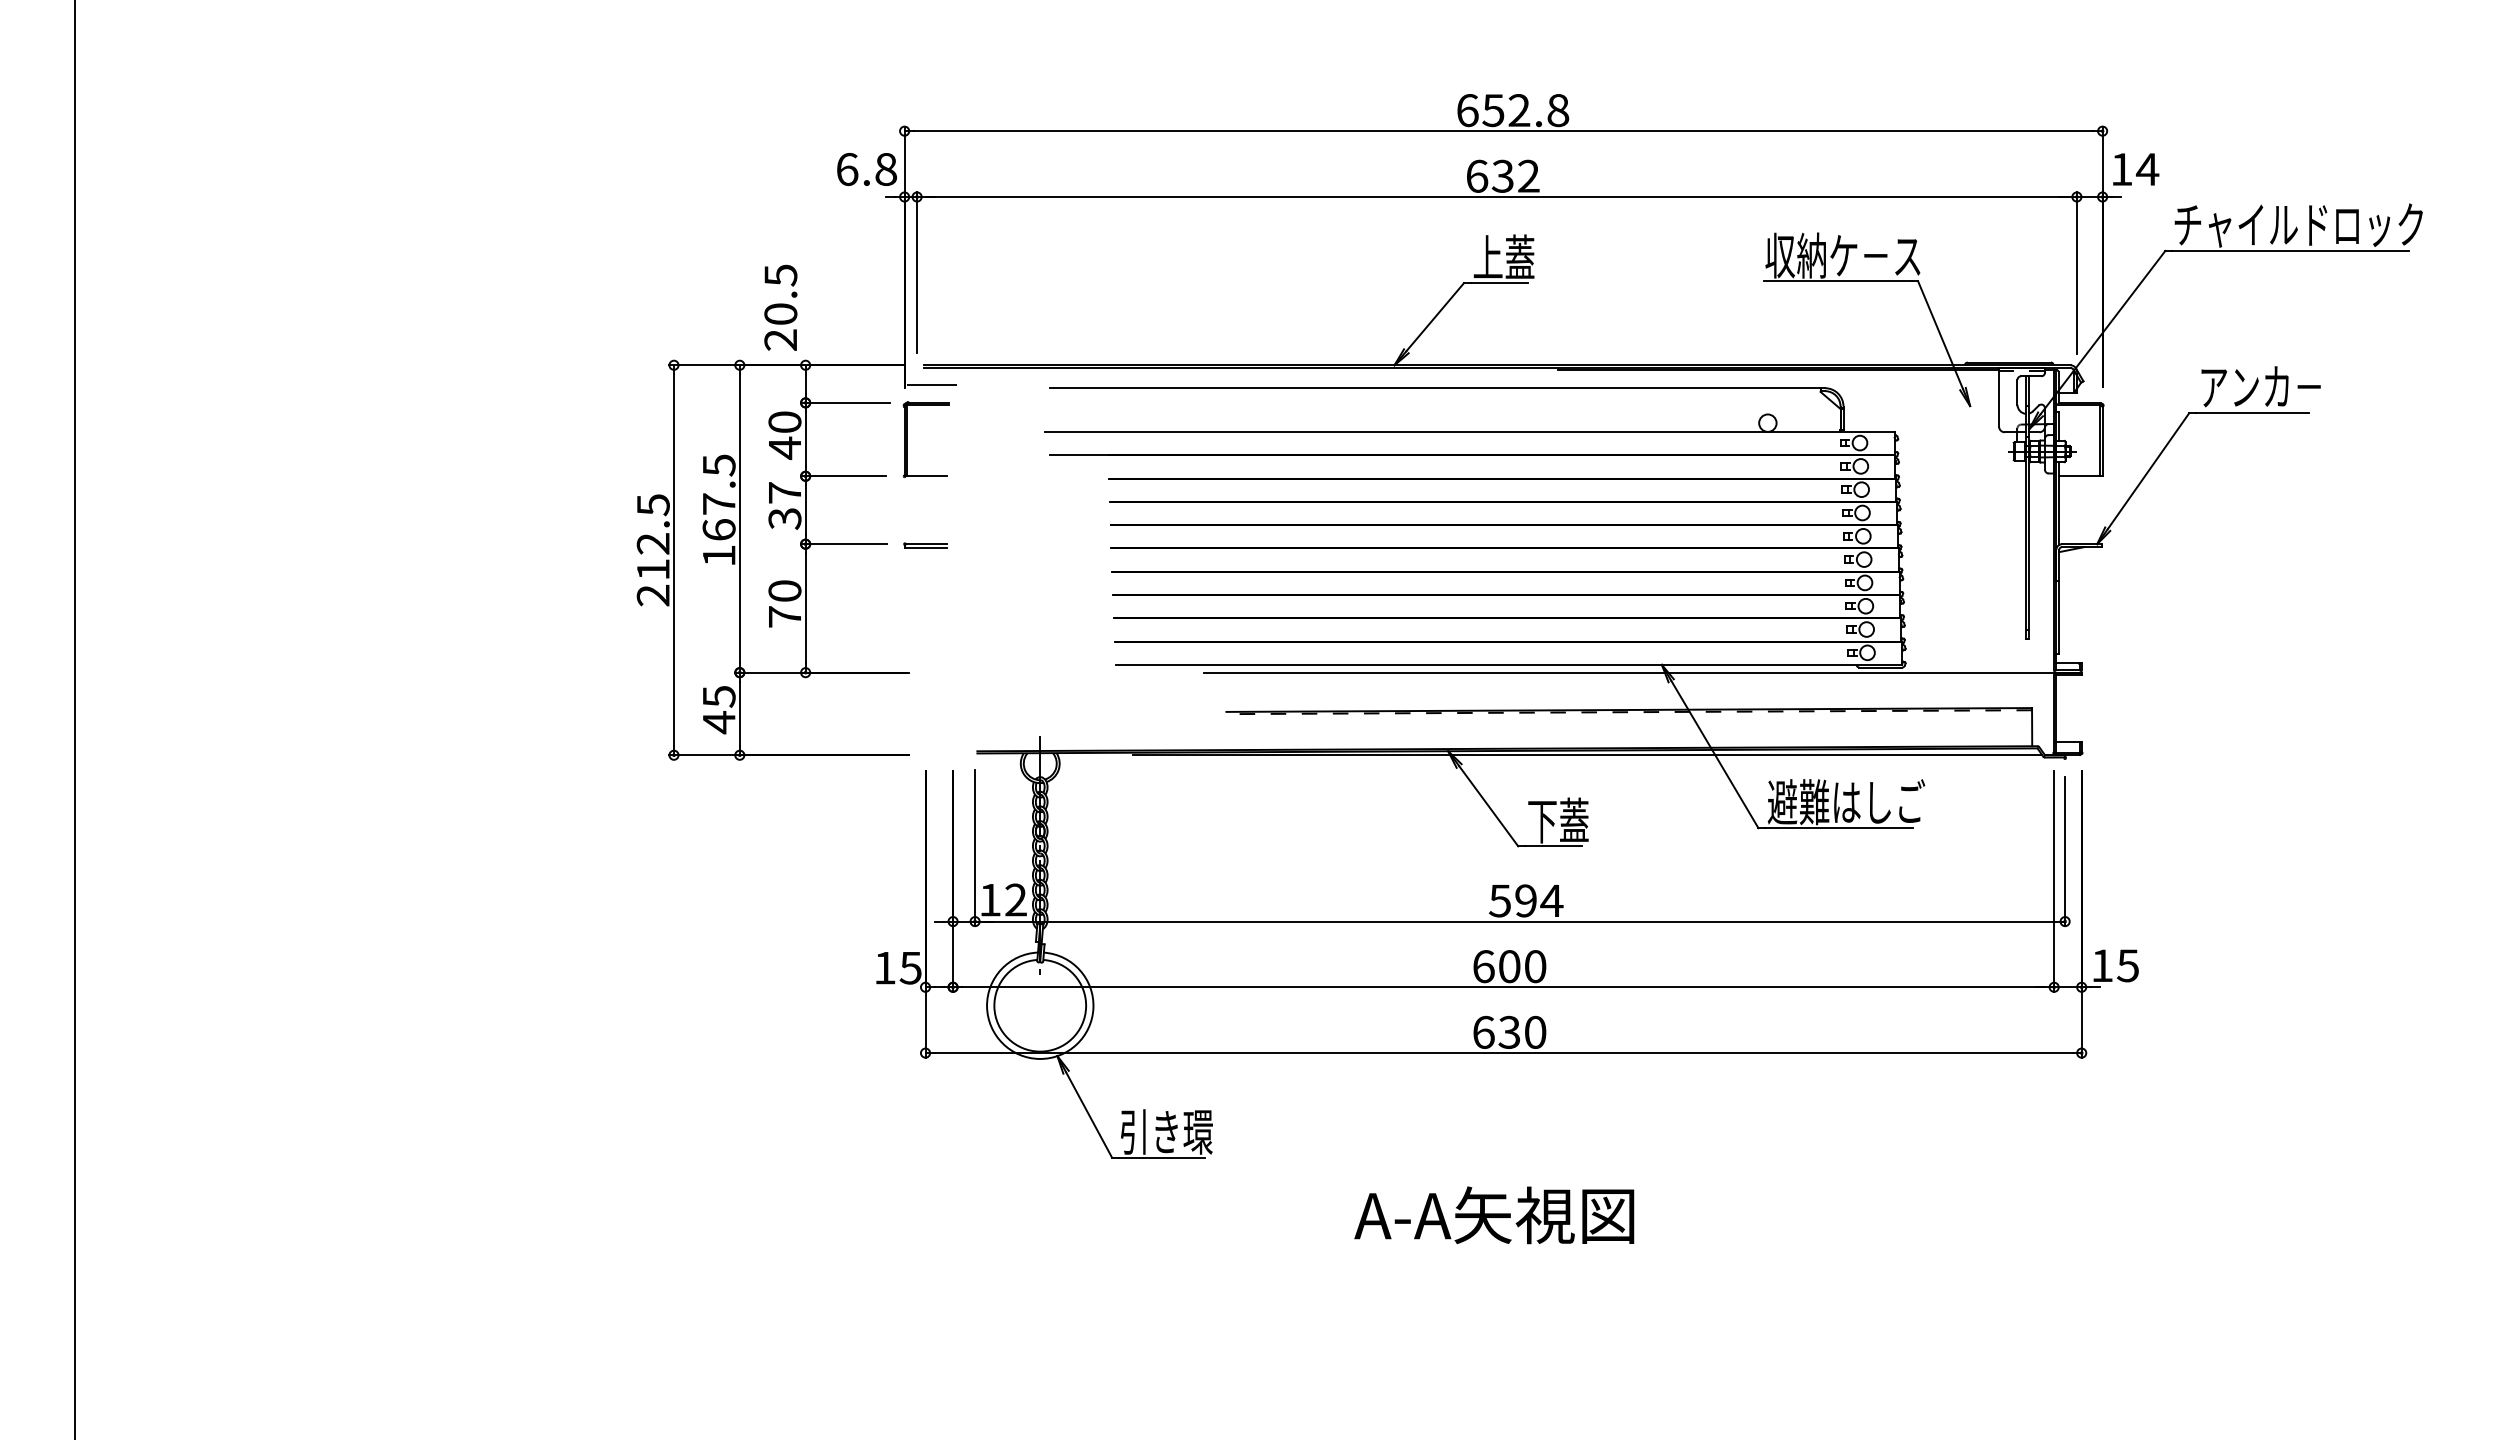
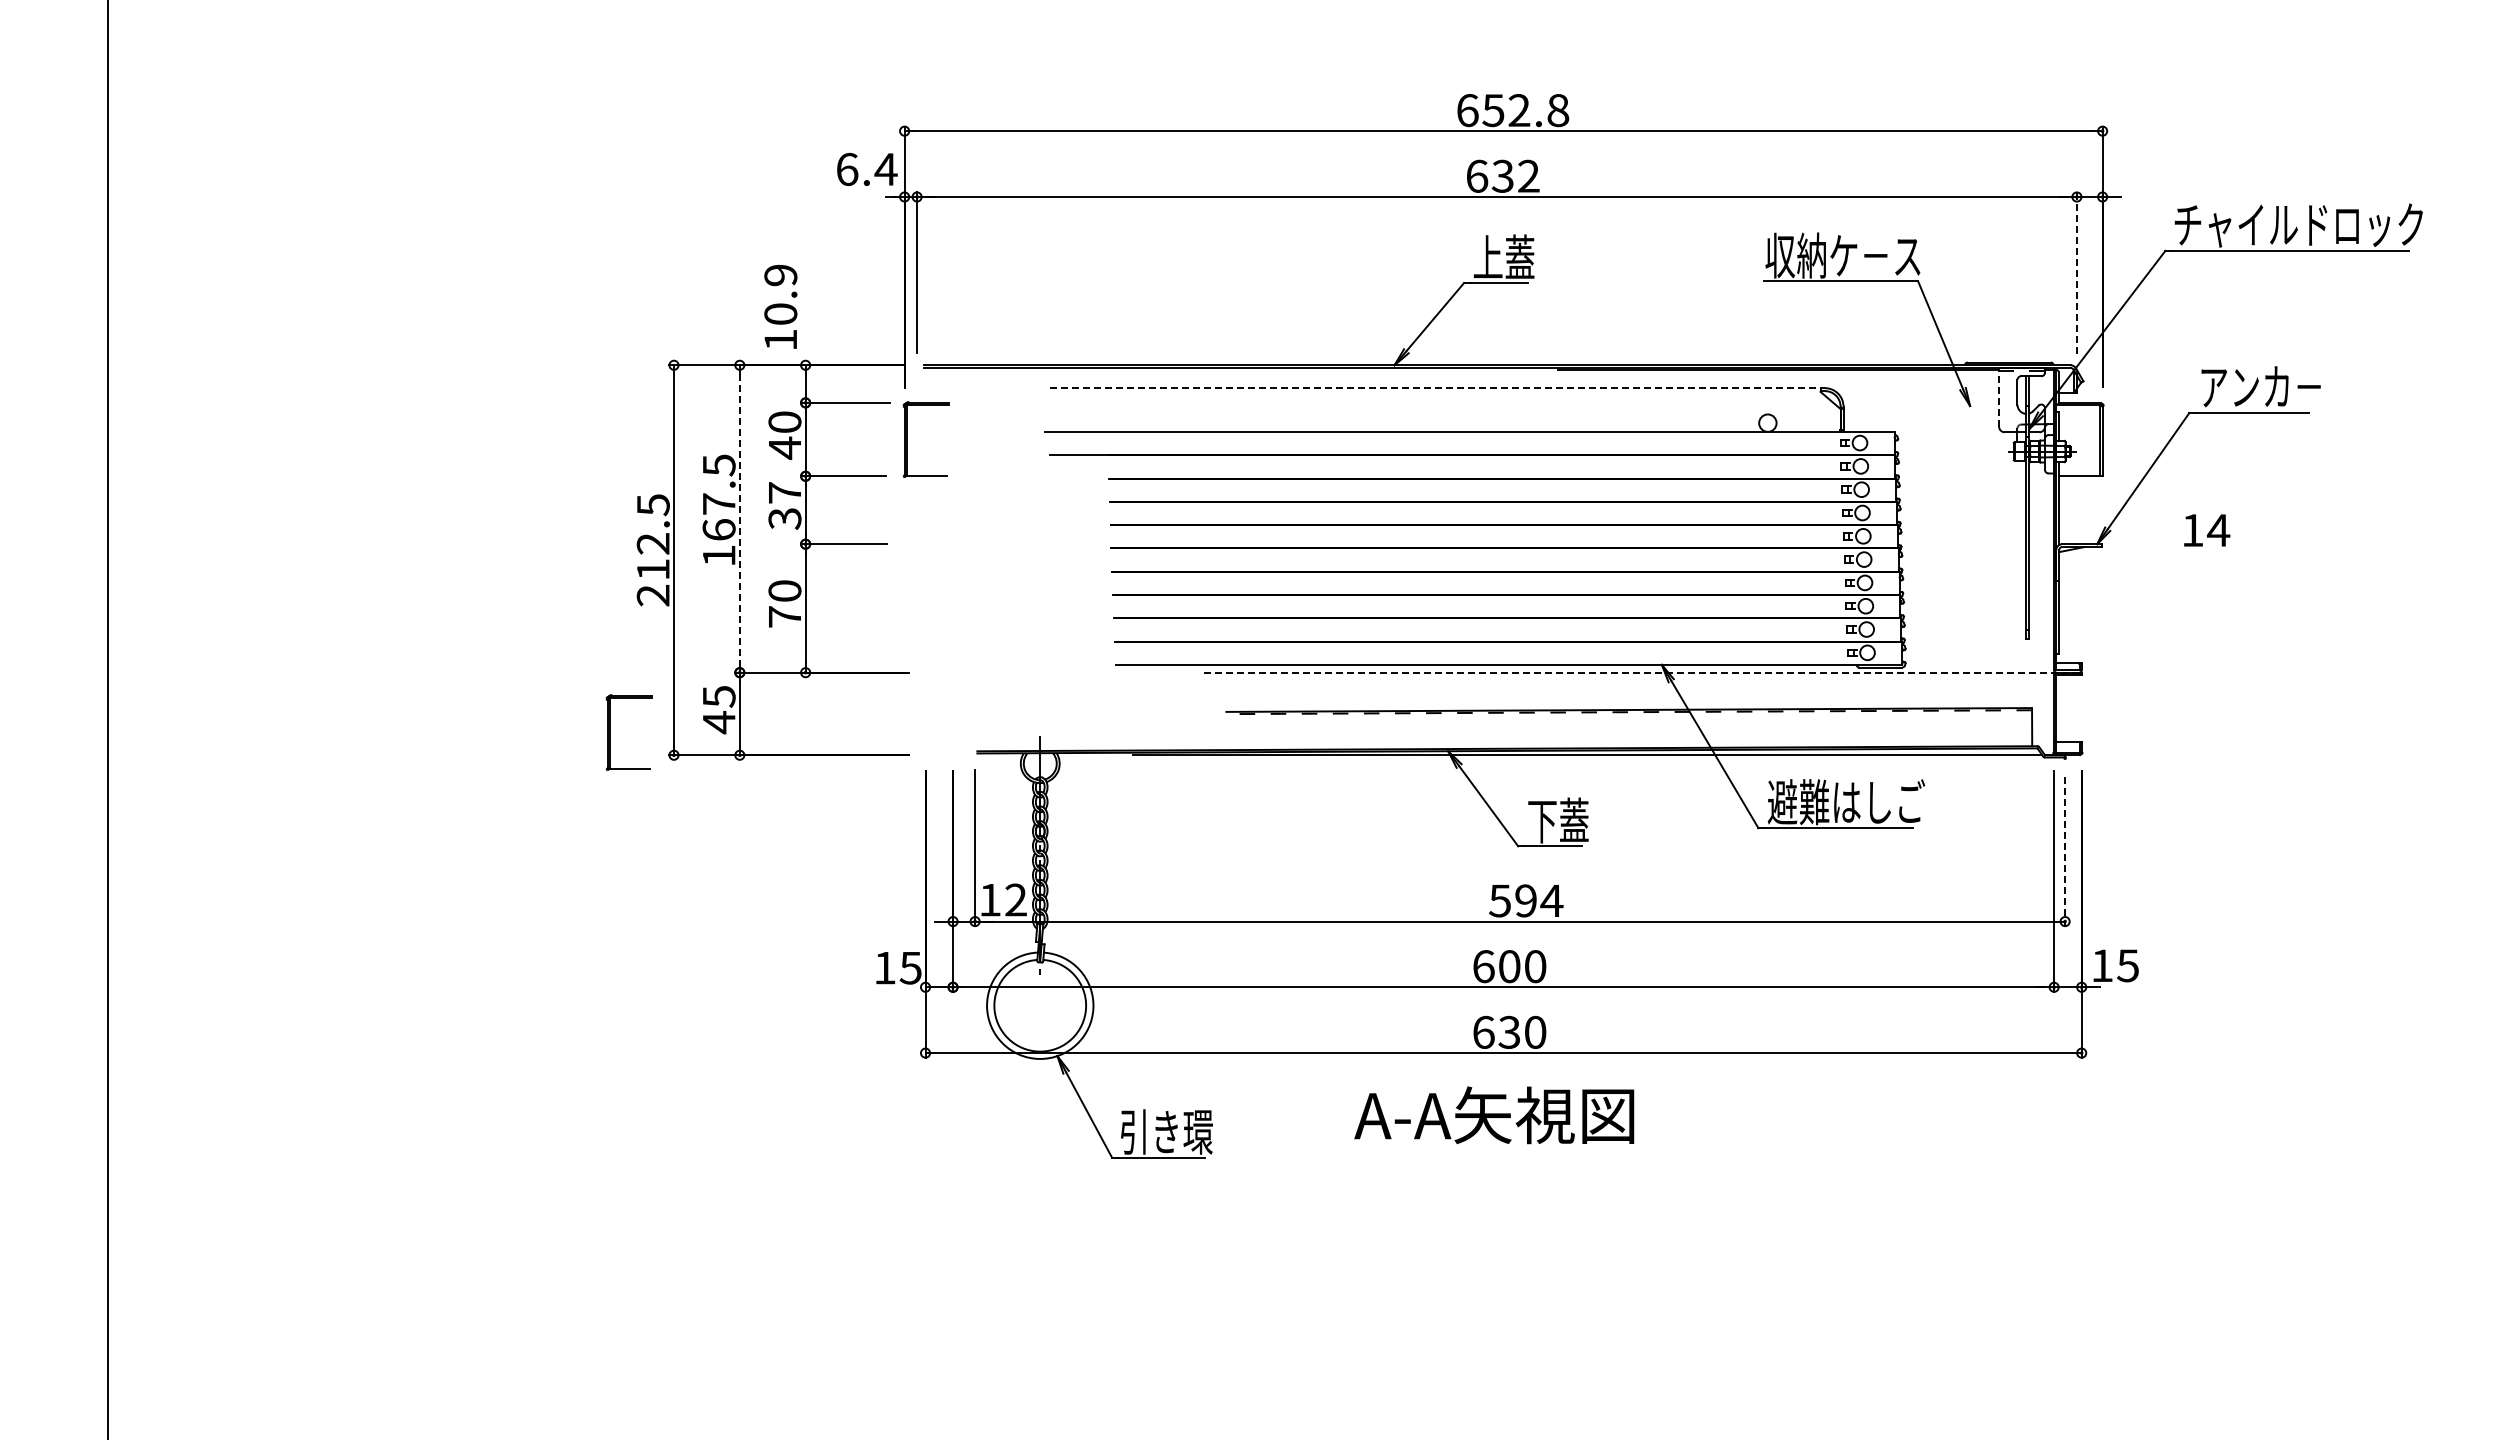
text: 6.8 -> 6.4 (885, 169)
text position: (2136, 169) -> (2207, 530) (2207, 530)
line: solid -> dashed (2076, 273)
text: 20.5 -> 10.9 (780, 307)
line: present -> none (931, 384)
line: solid -> dashed (1435, 388)
line: solid -> dashed (1999, 396)
line: solid -> dashed (739, 518)
part: present -> none (925, 545)
line: solid -> dashed (1643, 672)
line position: (74, 719) -> (107, 719) (107, 719)
part: none -> present (610, 732)
line: solid -> dashed (2065, 851)
text position: (1494, 1215) -> (1494, 1115) (1494, 1115)
